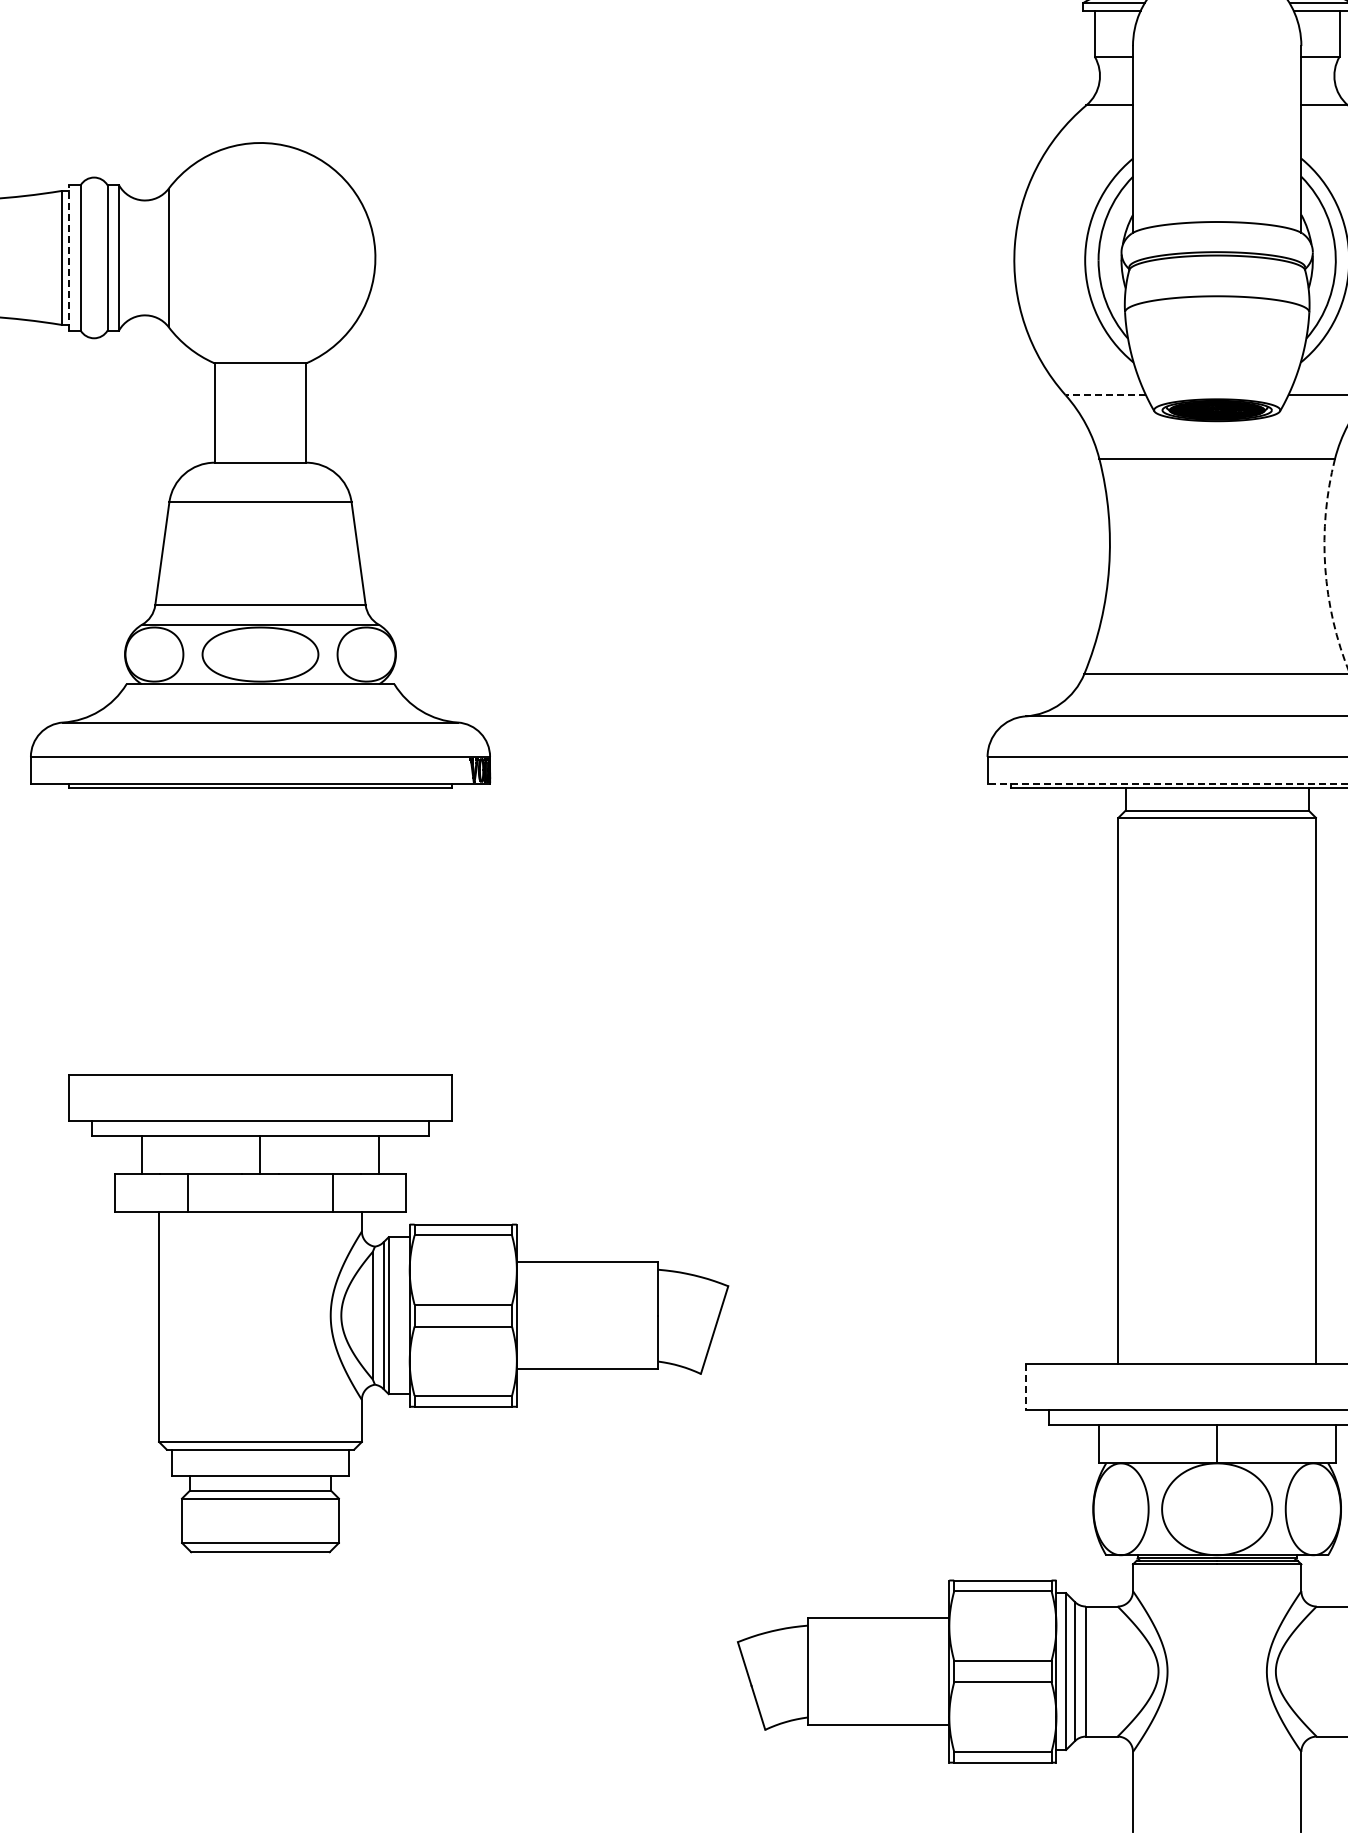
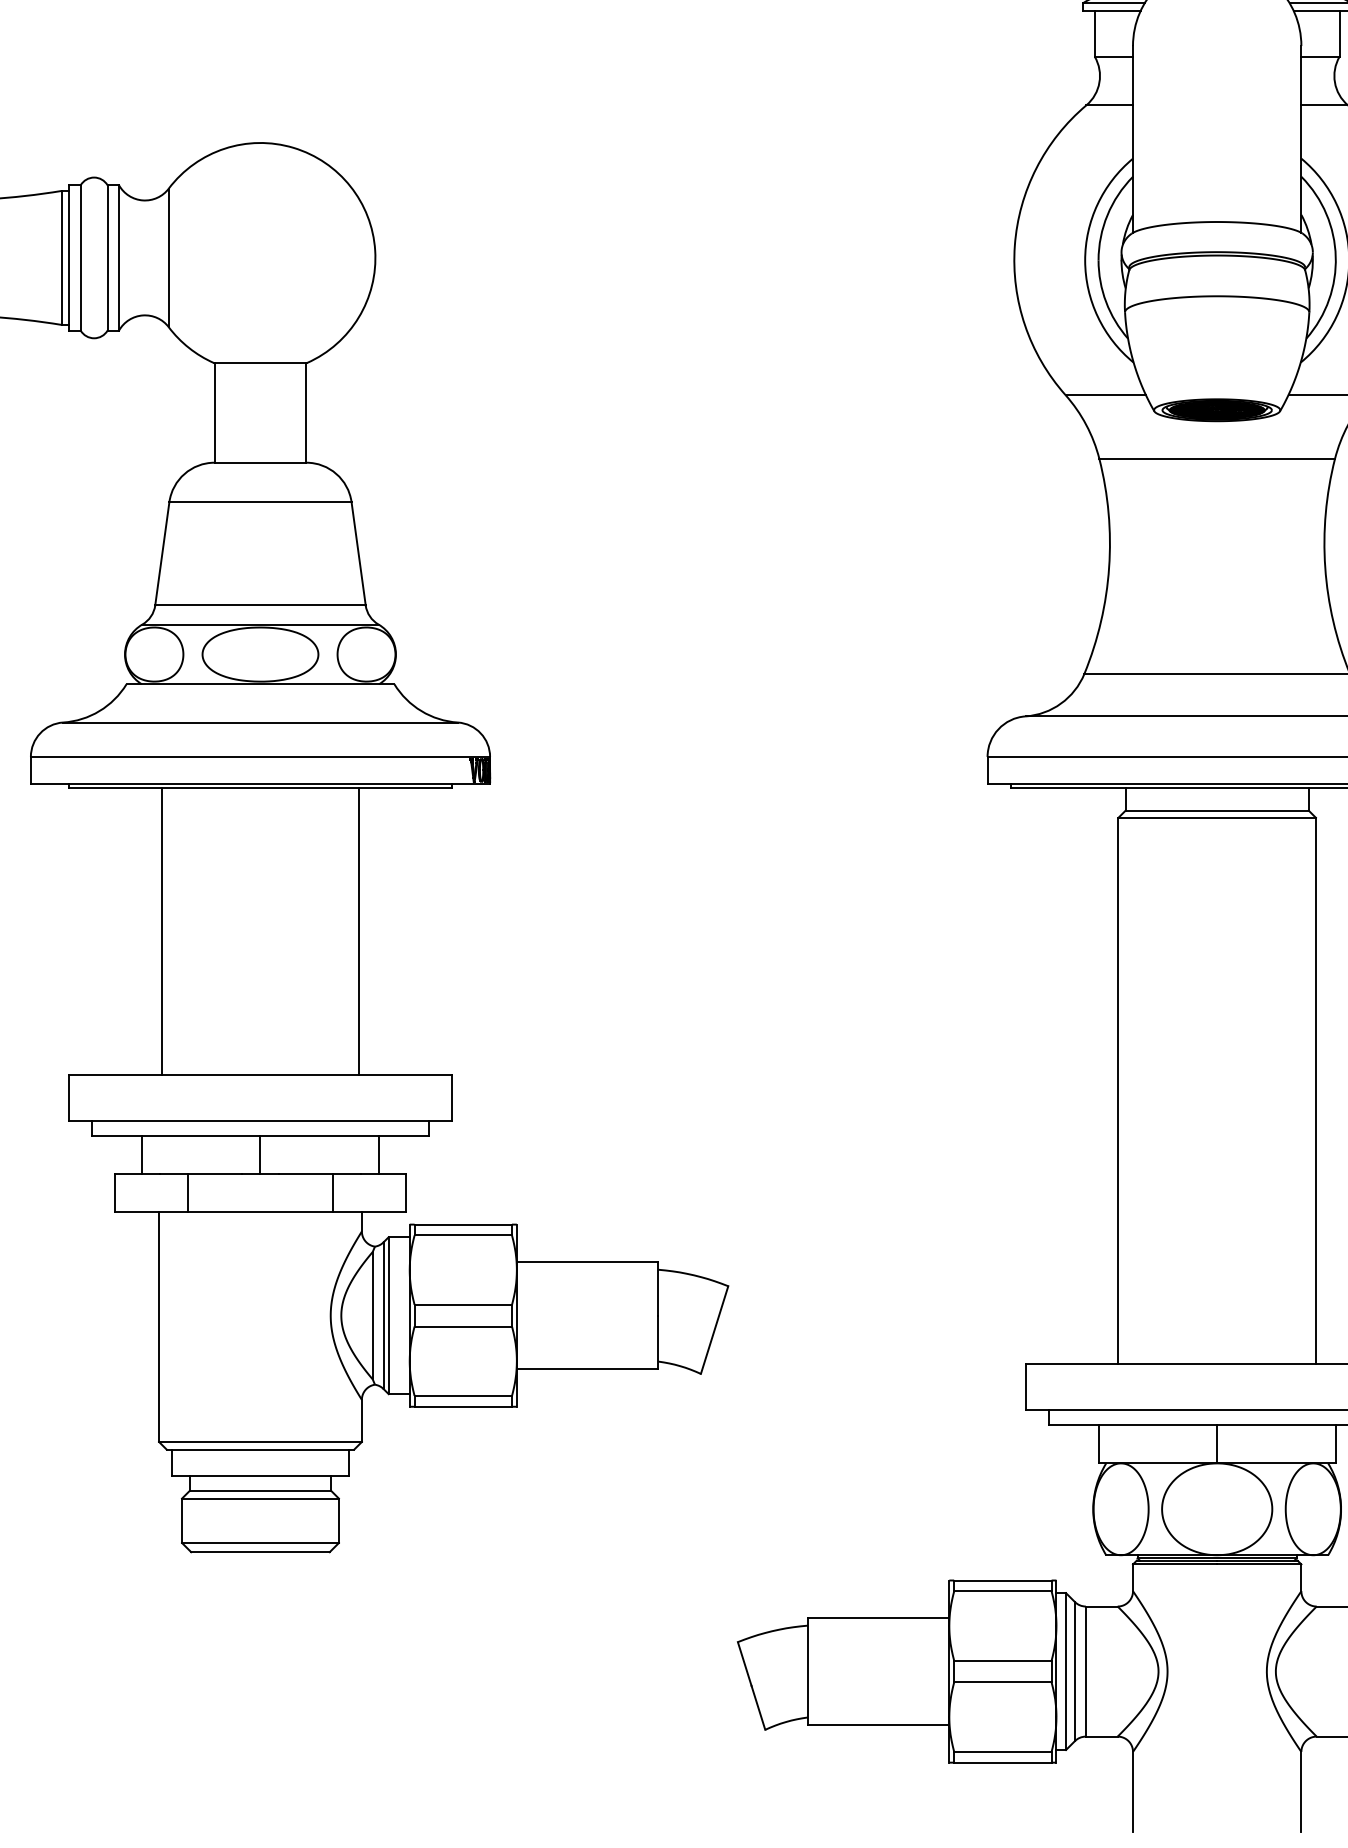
line: dashed -> solid (69, 257)
line: dashed -> solid (1105, 395)
arc: dashed -> solid (1325, 565)
line: dashed -> solid (1167, 783)
line: none -> present (161, 930)
line: none -> present (359, 930)
line: dashed -> solid (1025, 1386)
